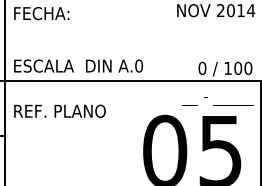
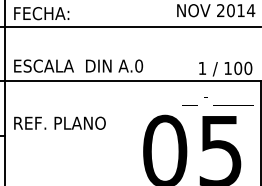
line: none -> present (130, 26)
text: 0 -> 1 (202, 68)
text position: (59, 110) -> (59, 122) (59, 122)
